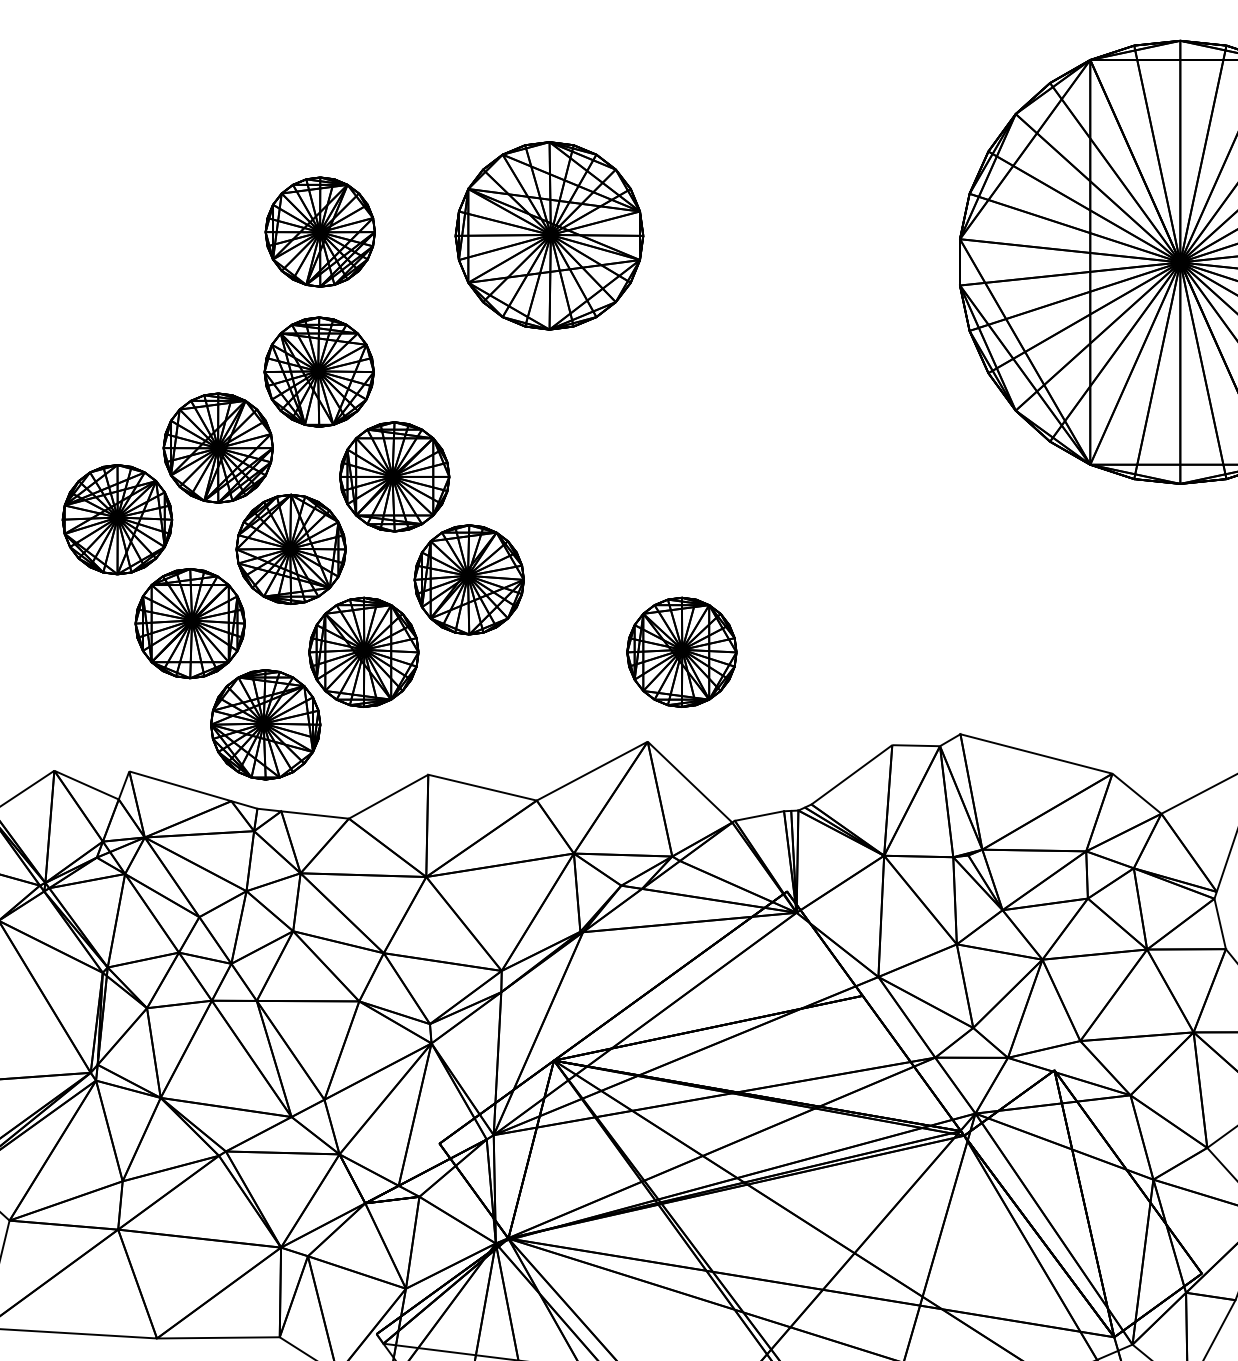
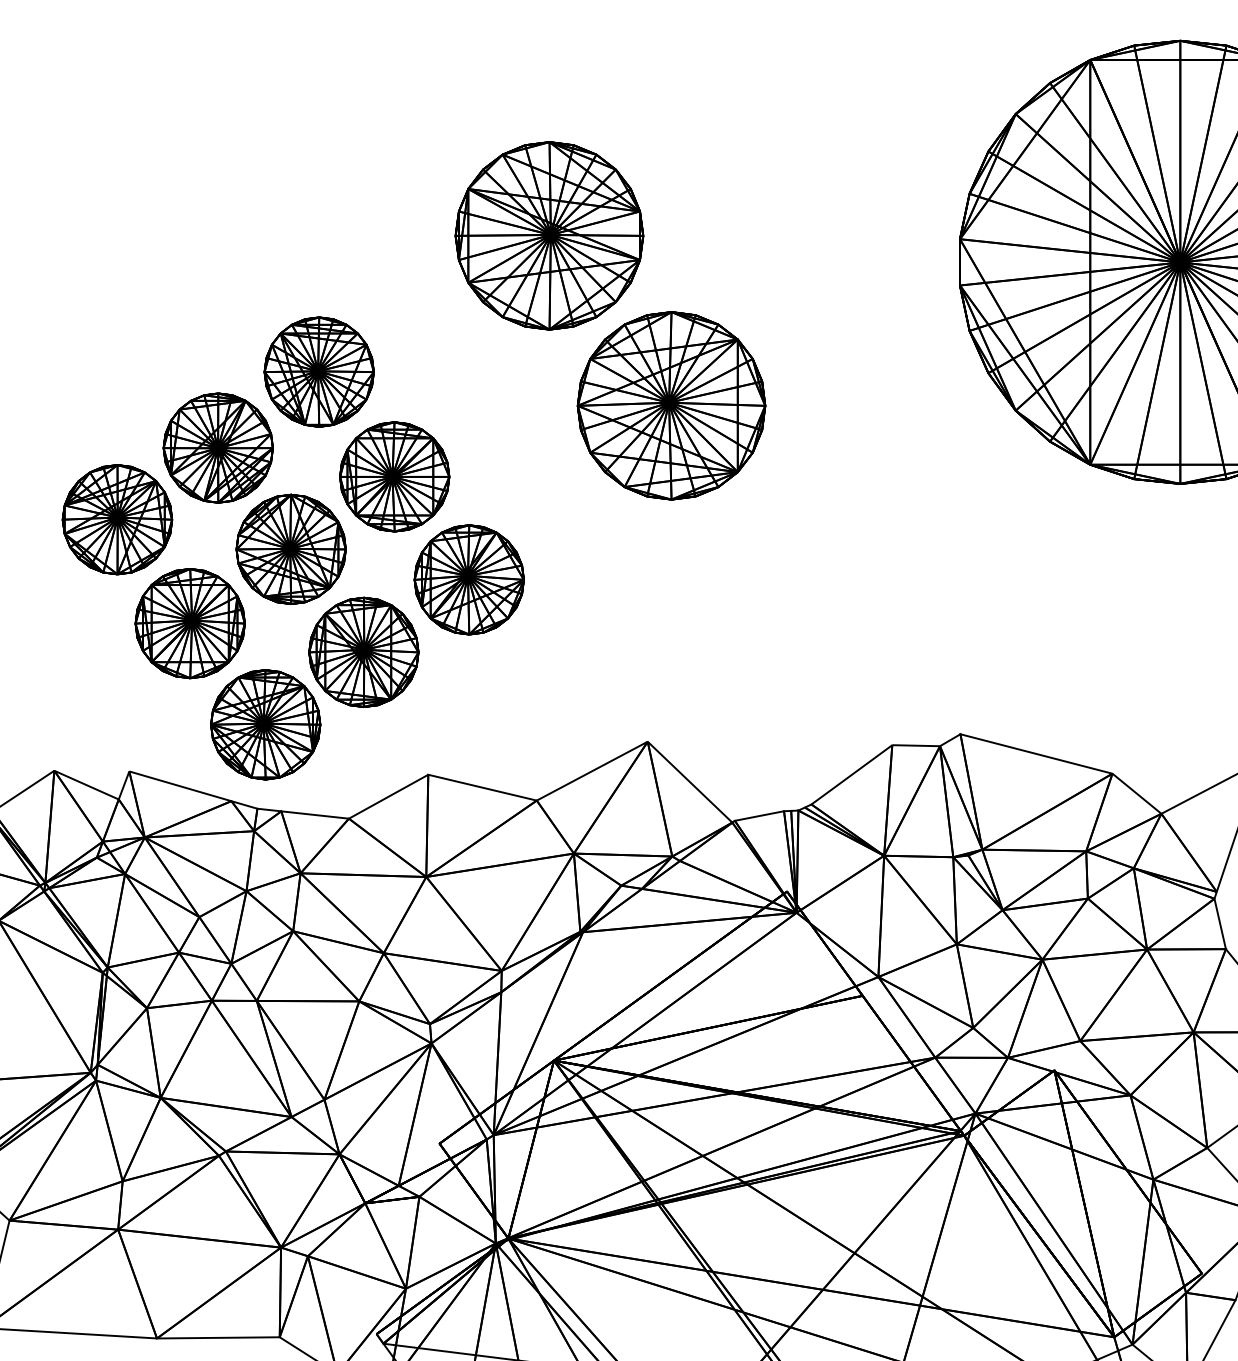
part: present -> none (319, 231)
part: none -> present (671, 405)
part: present -> none (681, 651)
